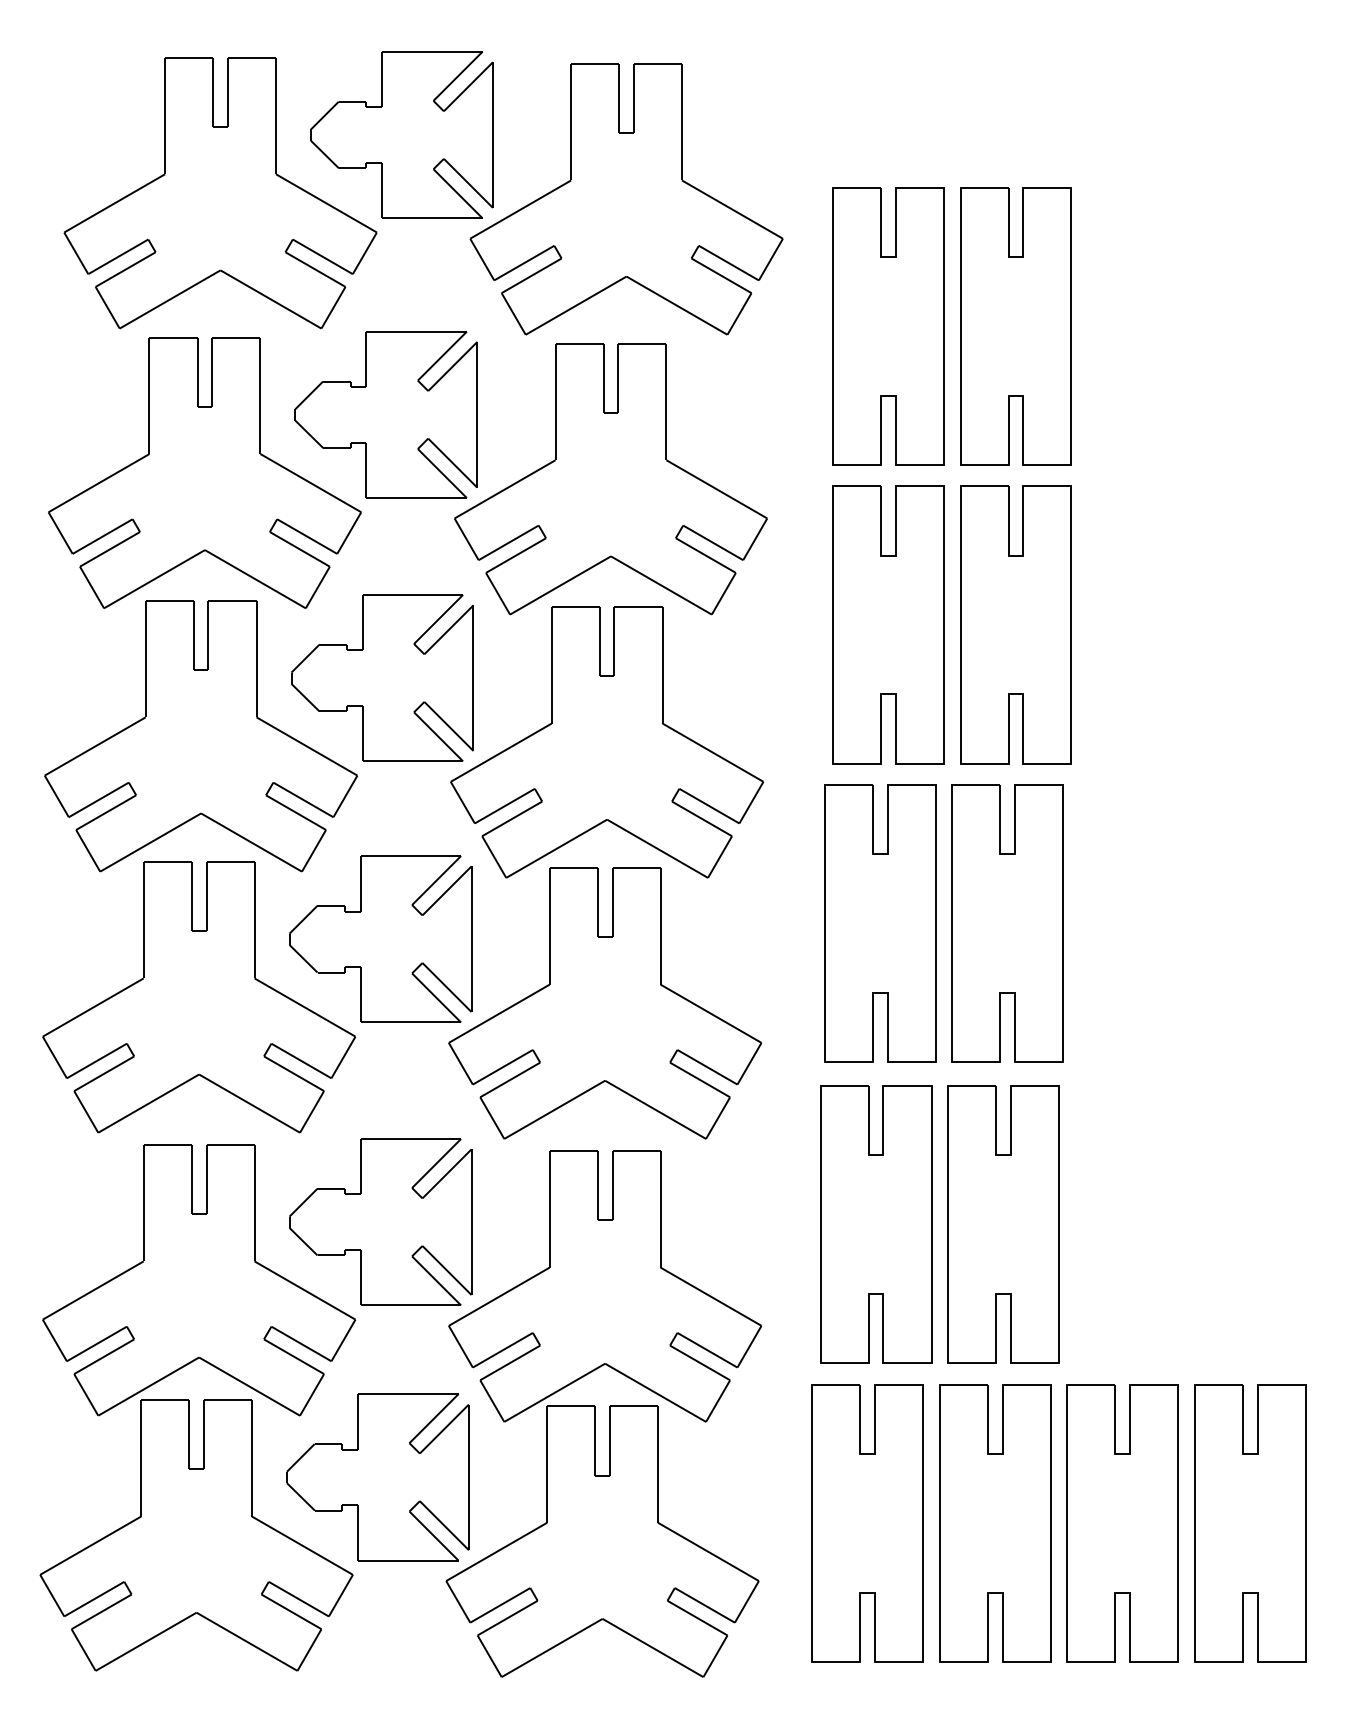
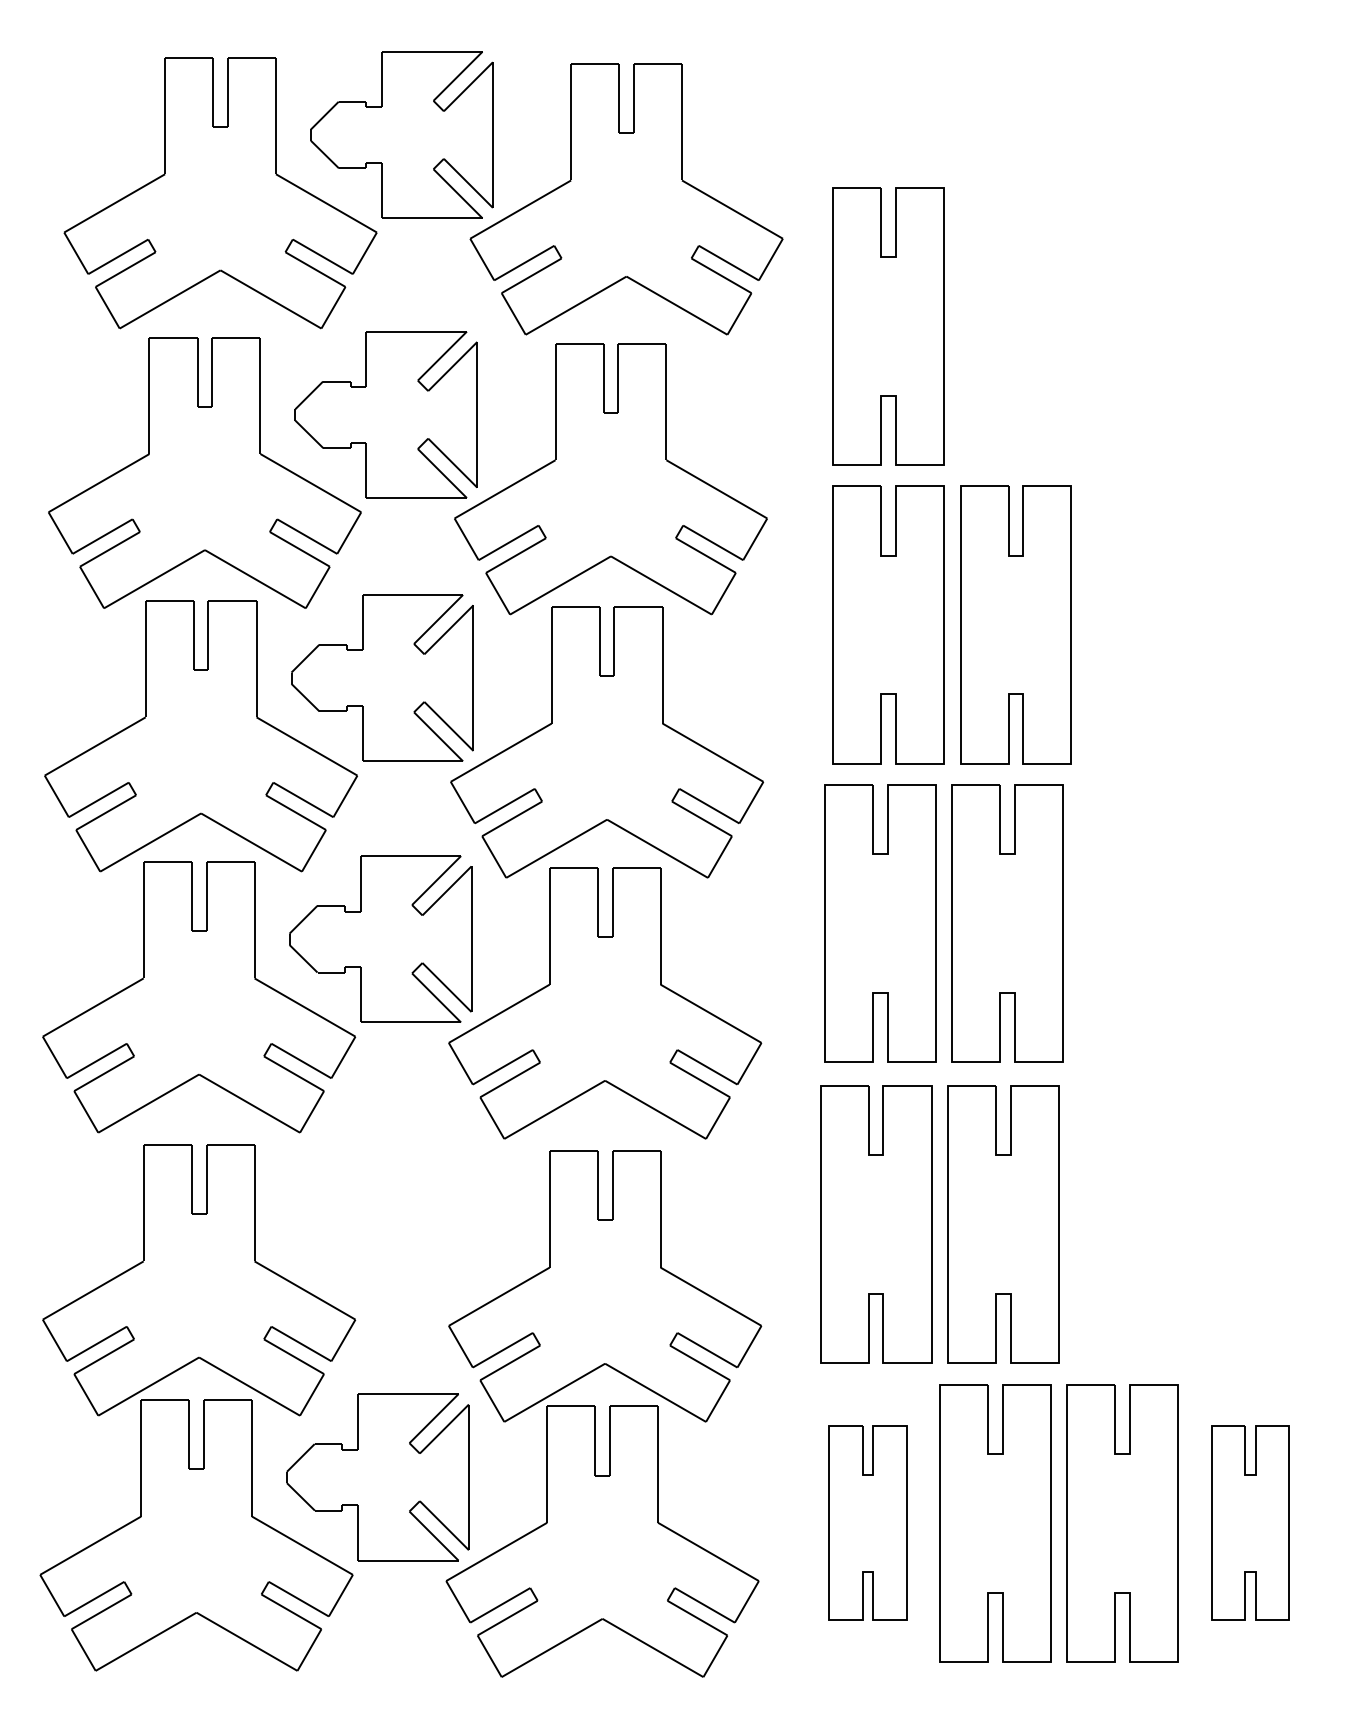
part: present -> none (1015, 326)
part: present -> none (380, 1221)
part size: 113x279 px -> 80x196 px (867, 1522)
part size: 113x279 px -> 79x196 px (1250, 1522)
